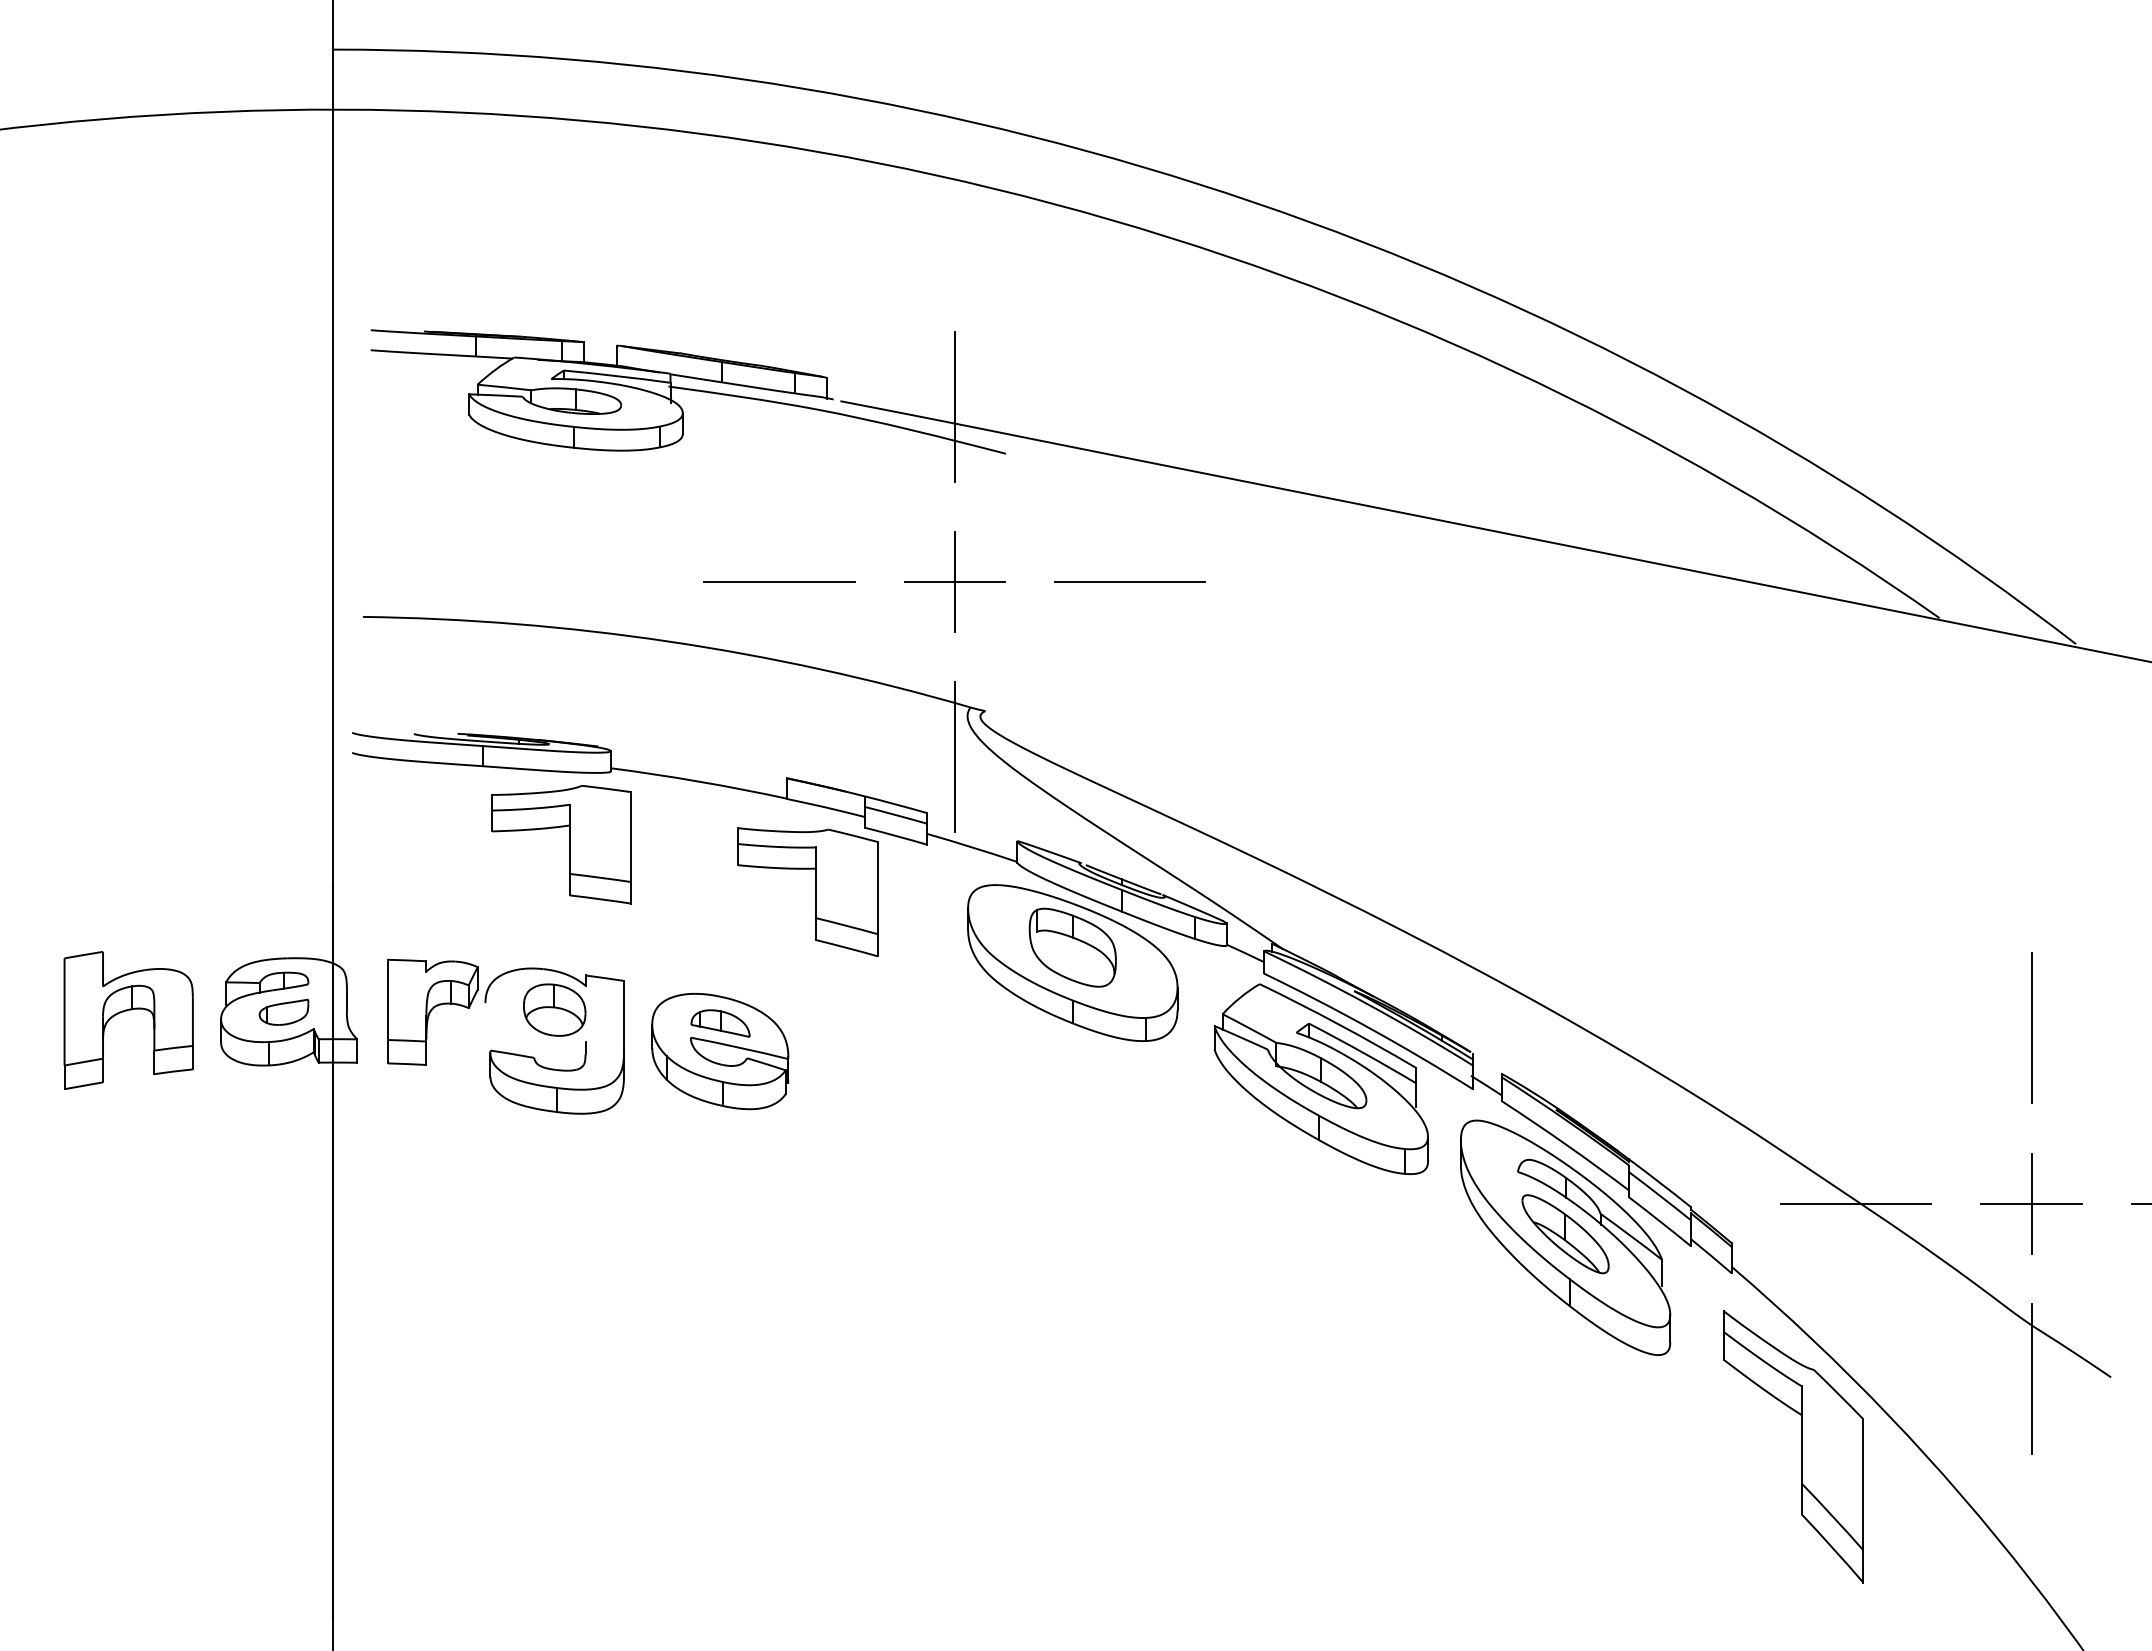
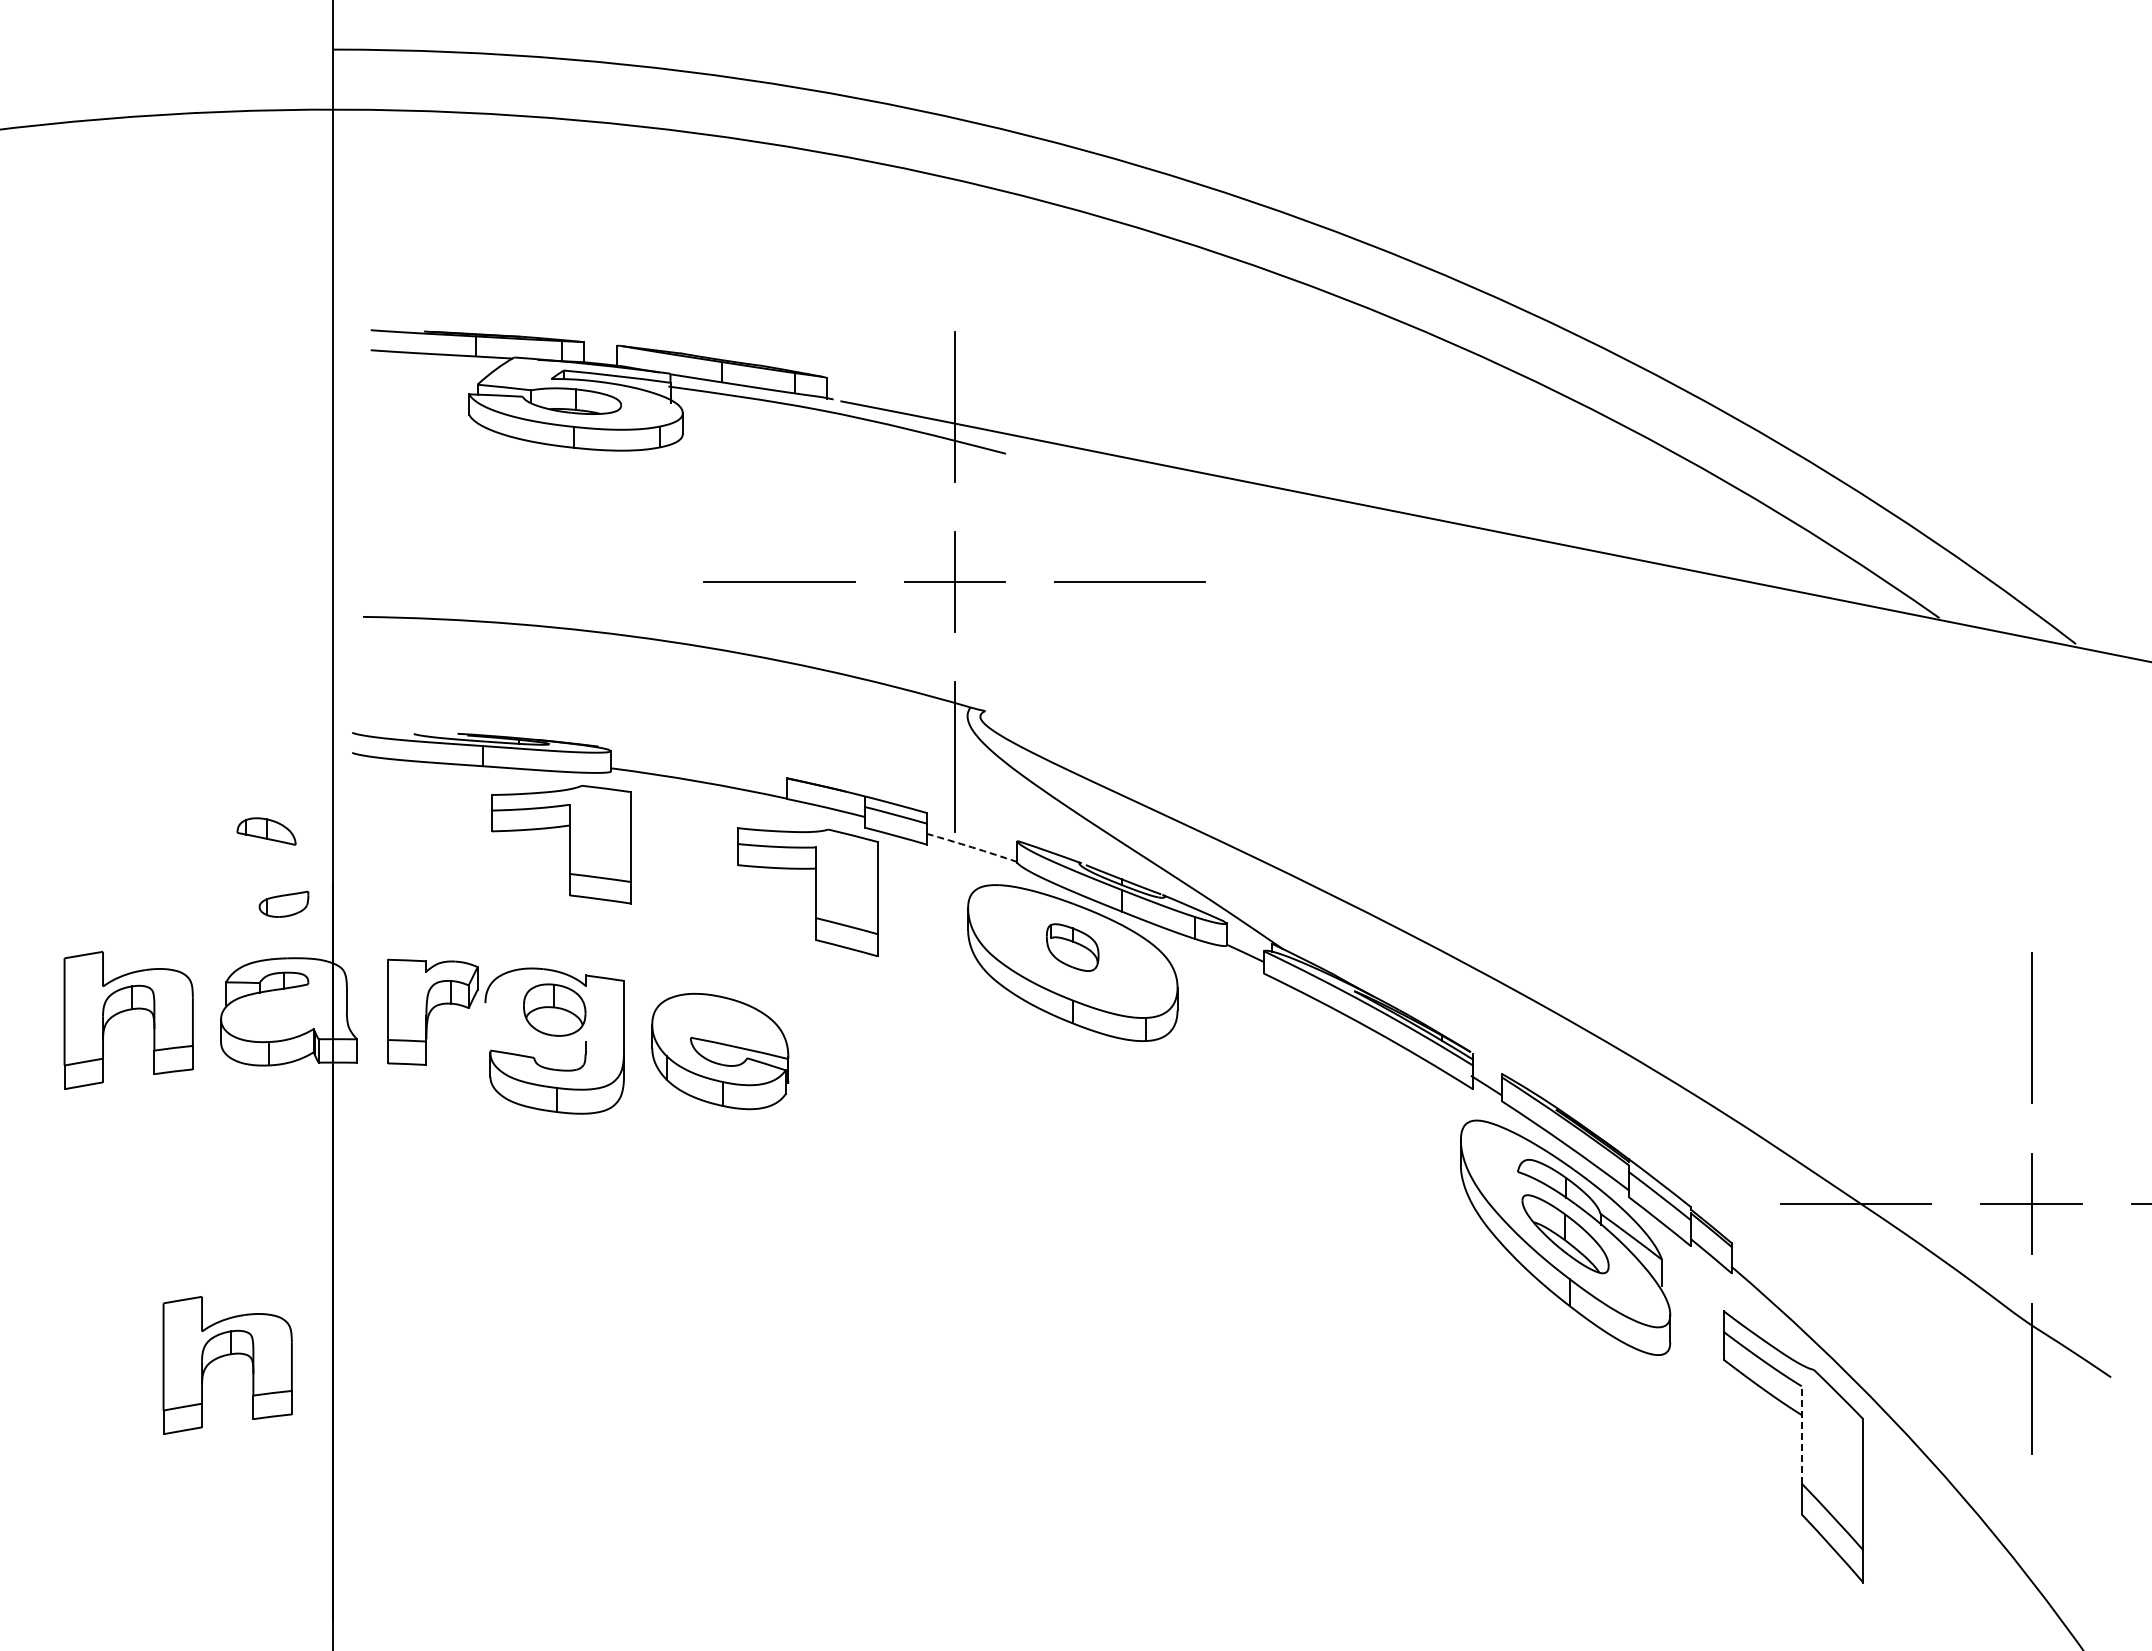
arc: solid -> dashed (972, 847)
part size: 89x81 px -> 54x49 px (1072, 947)
part position: (283, 1011) -> (283, 903) (283, 903)
part position: (720, 1023) -> (266, 831) (266, 831)
part: present -> none (1320, 1078)
part: none -> present (225, 1356)
line: solid -> dashed (1801, 1434)
